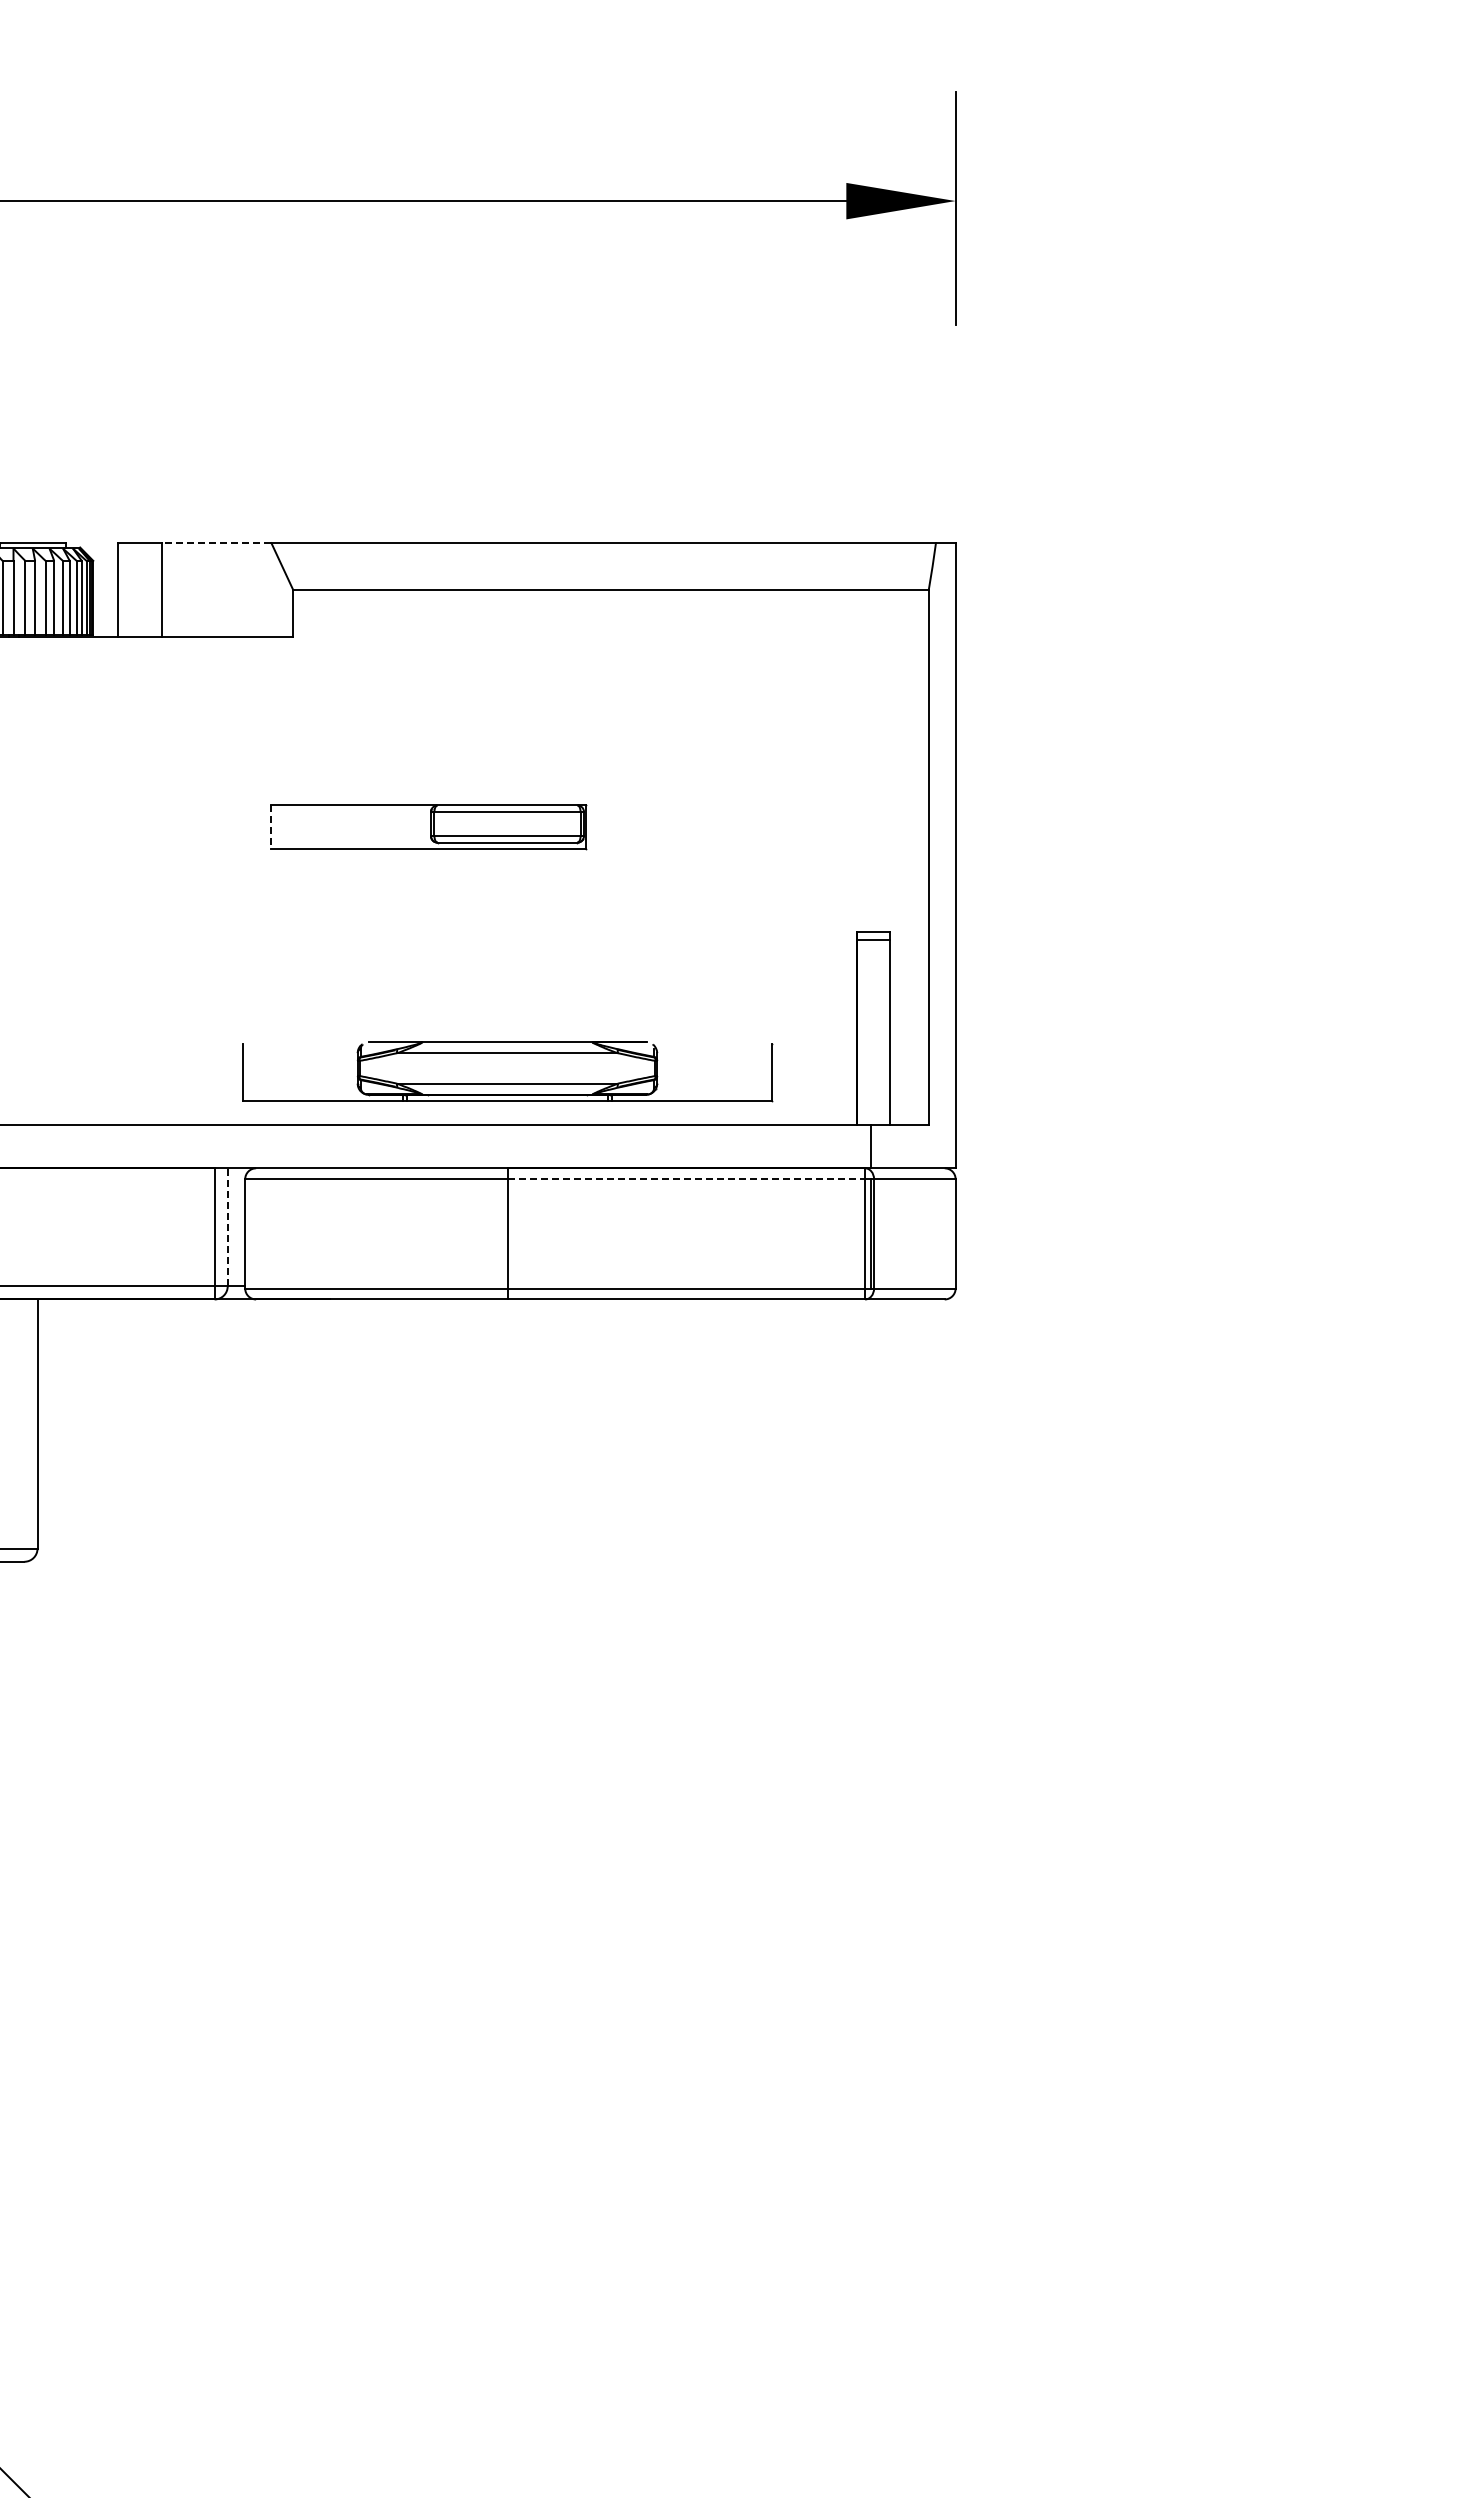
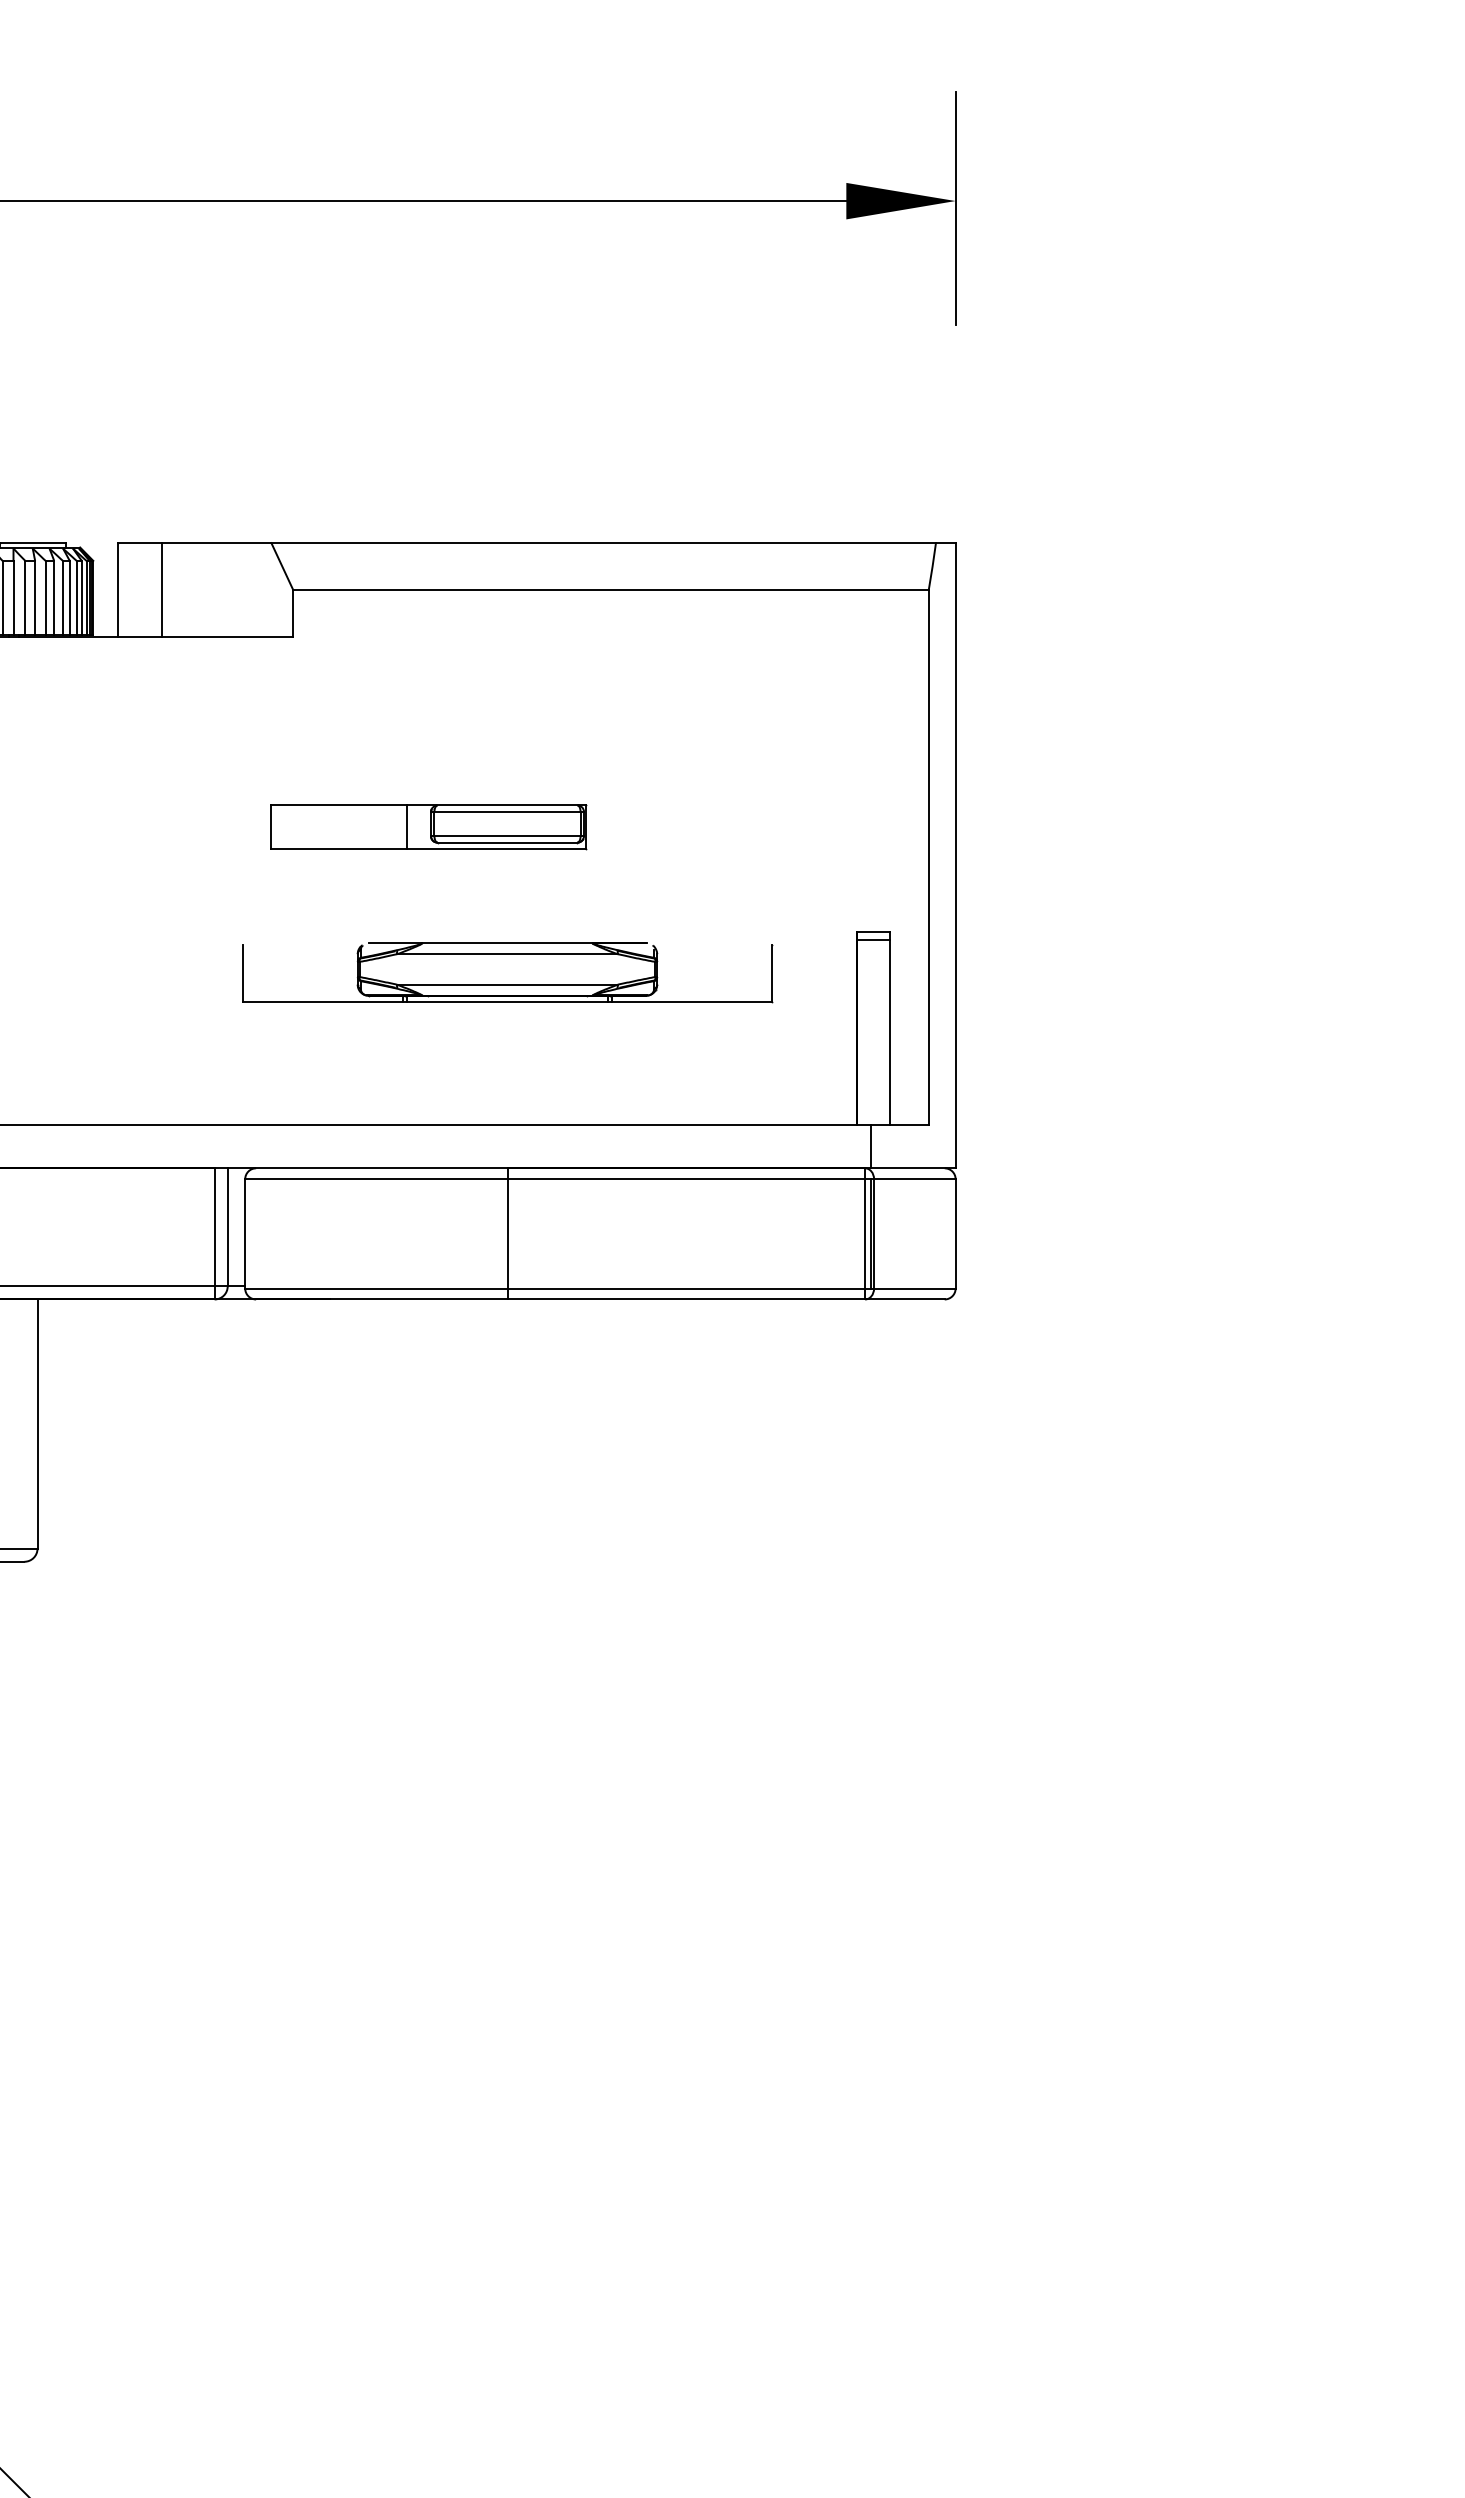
line: dashed -> solid (216, 543)
line: dashed -> solid (271, 827)
line: none -> present (406, 827)
part position: (507, 1071) -> (507, 972) (507, 972)
line: dashed -> solid (686, 1179)
line: dashed -> solid (227, 1226)
